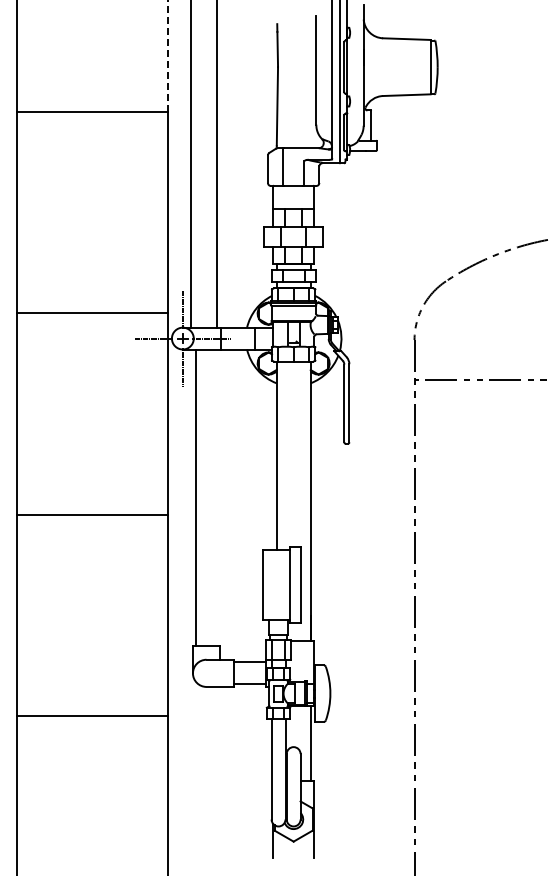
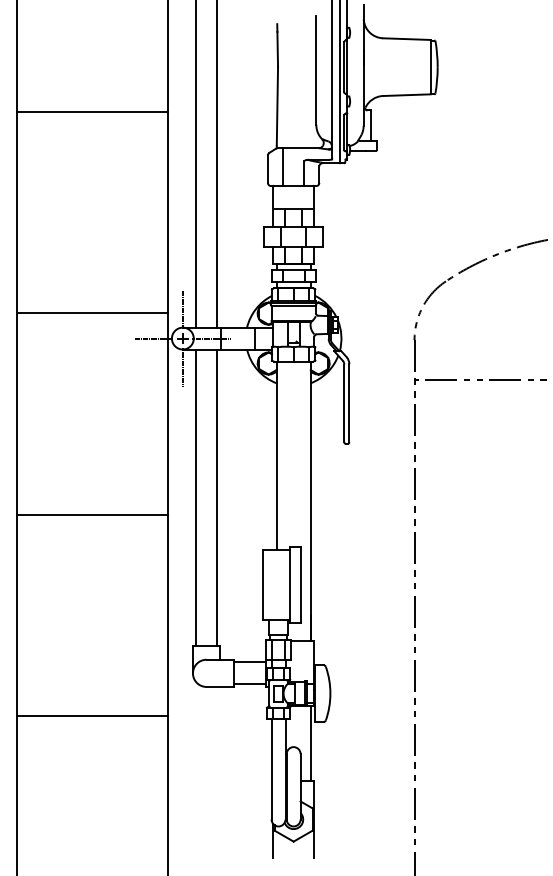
line: dashed -> solid (167, 56)
line position: (190, 164) -> (195, 164) (195, 164)
line: none -> present (217, 497)
